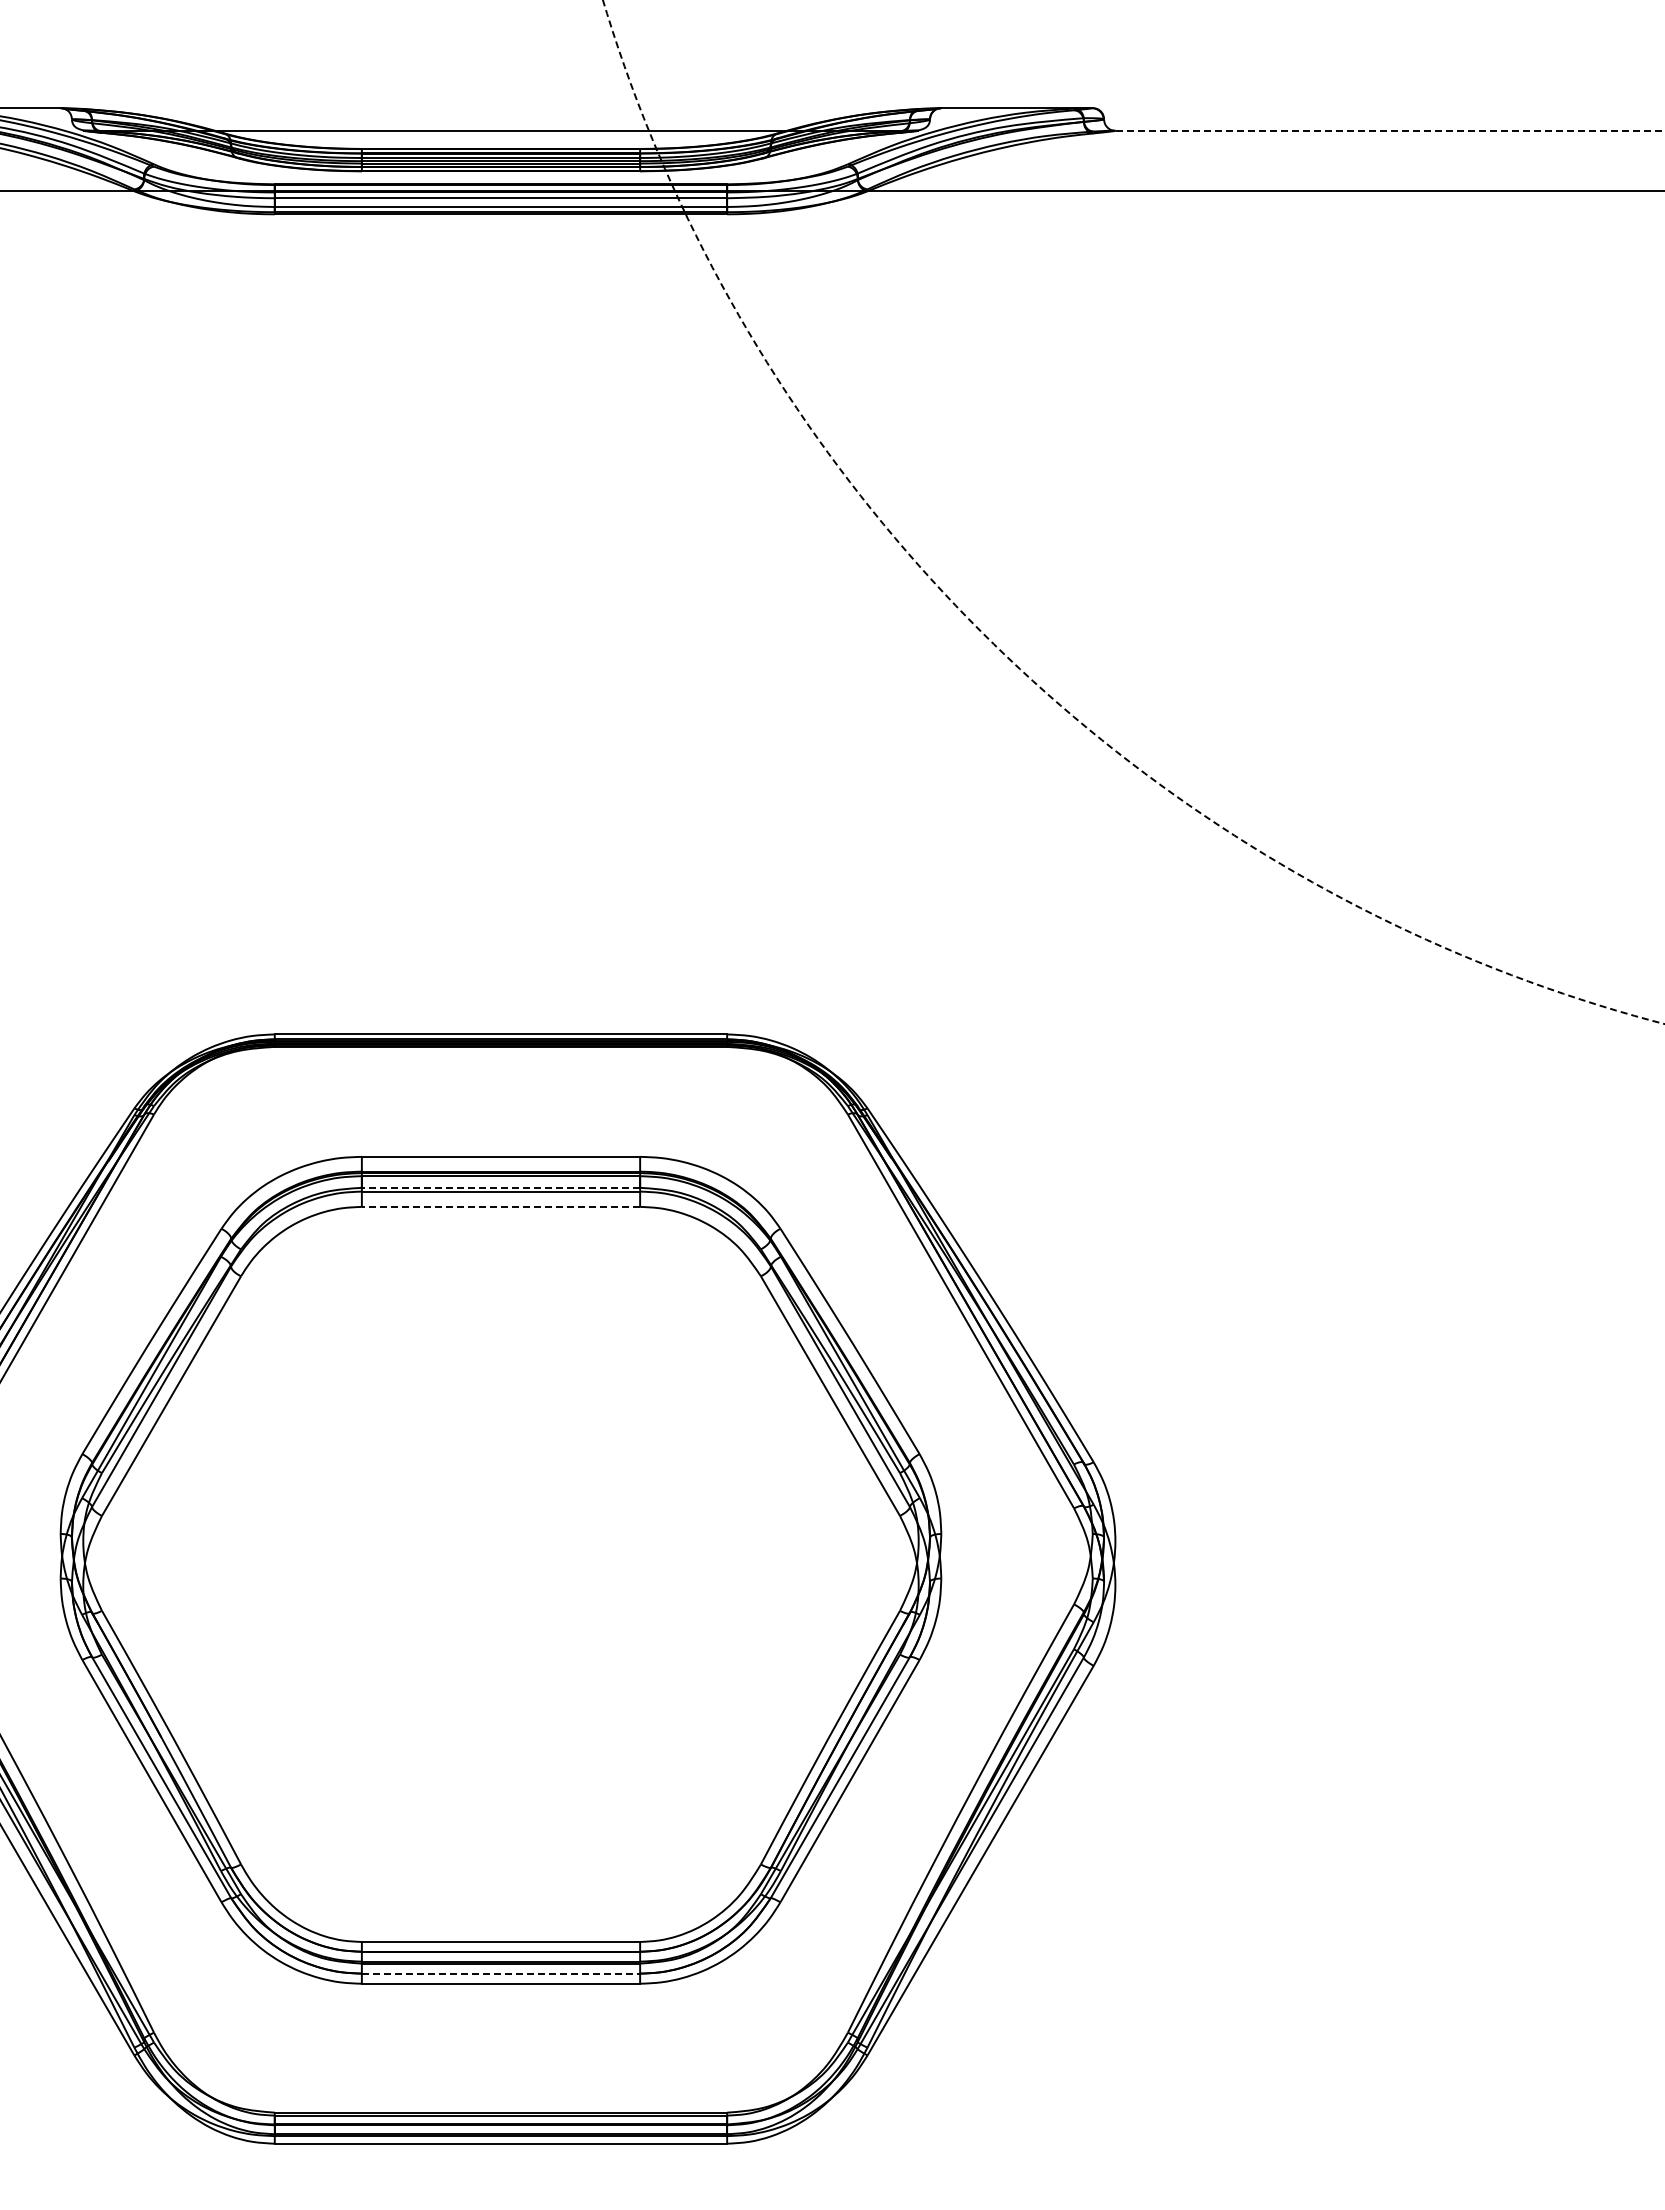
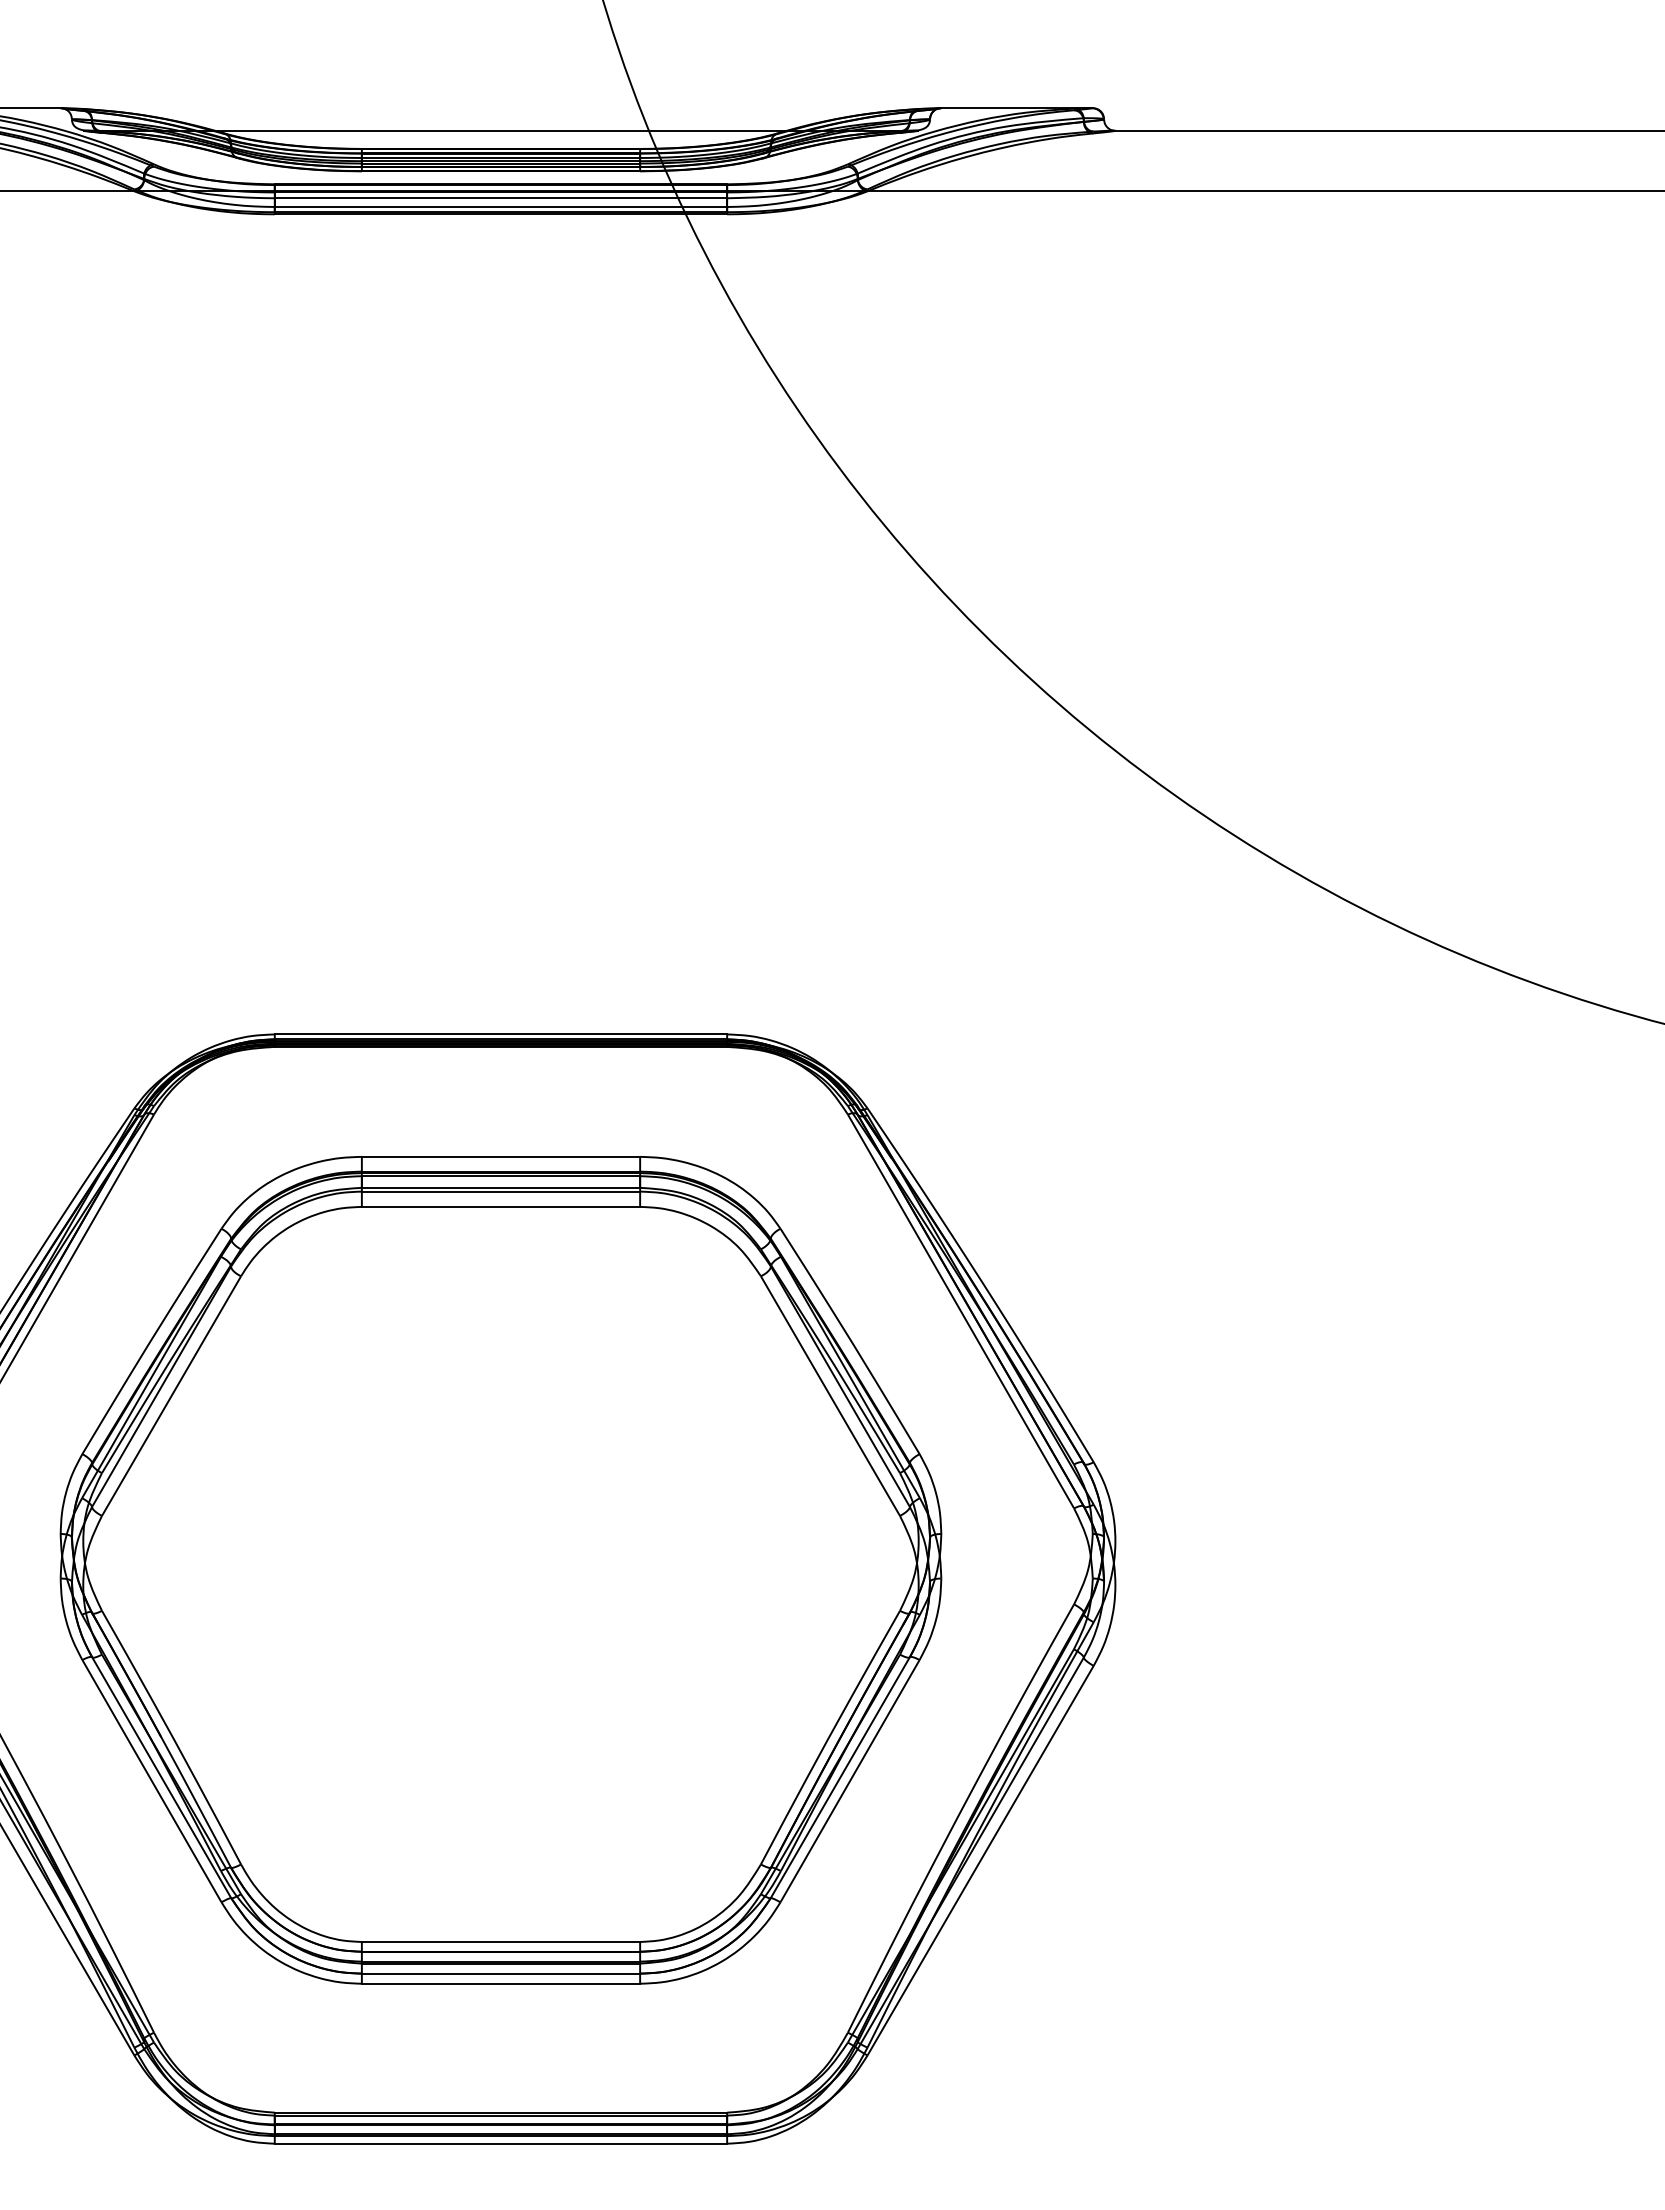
line: dashed -> solid (1388, 130)
circle: dashed -> solid (1133, 512)
line: dashed -> solid (500, 1187)
line: dashed -> solid (500, 1206)
line: dashed -> solid (501, 1973)
